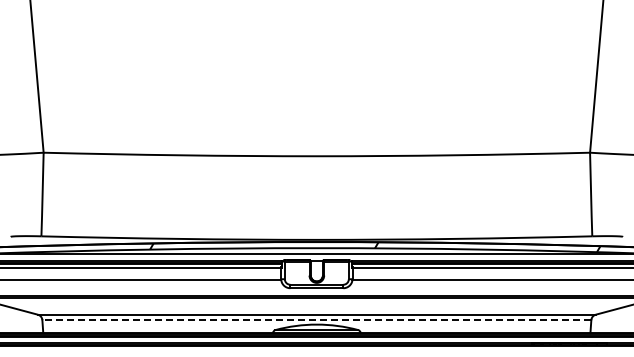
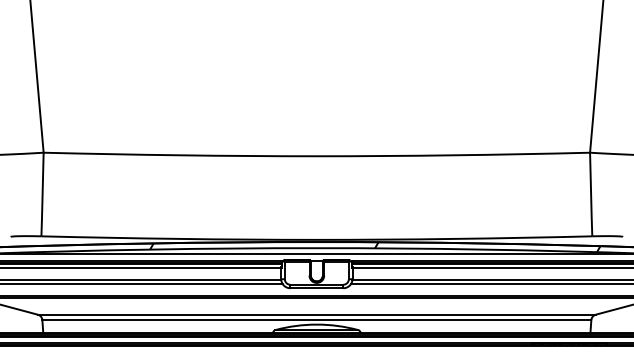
line: none -> present (142, 283)
line: none -> present (490, 283)
line: dashed -> solid (316, 320)
